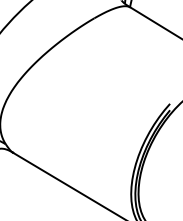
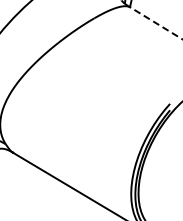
line: solid -> dashed (156, 23)
